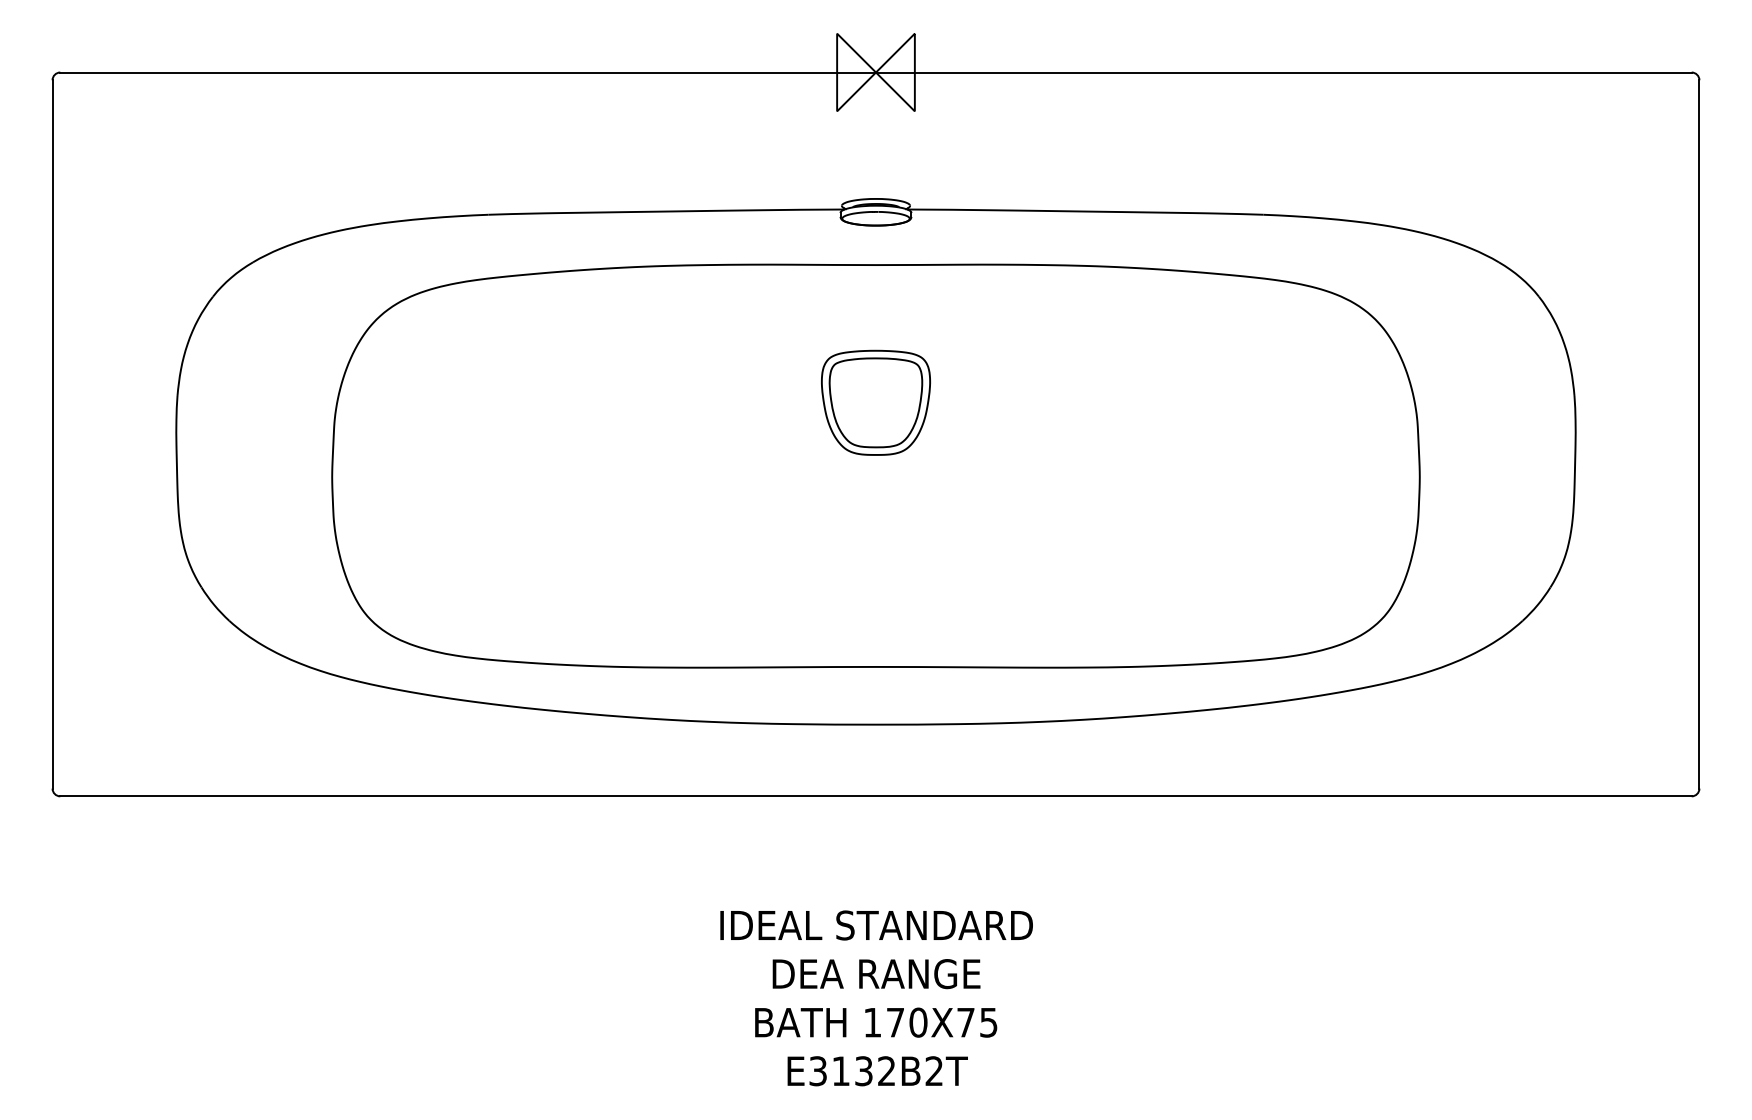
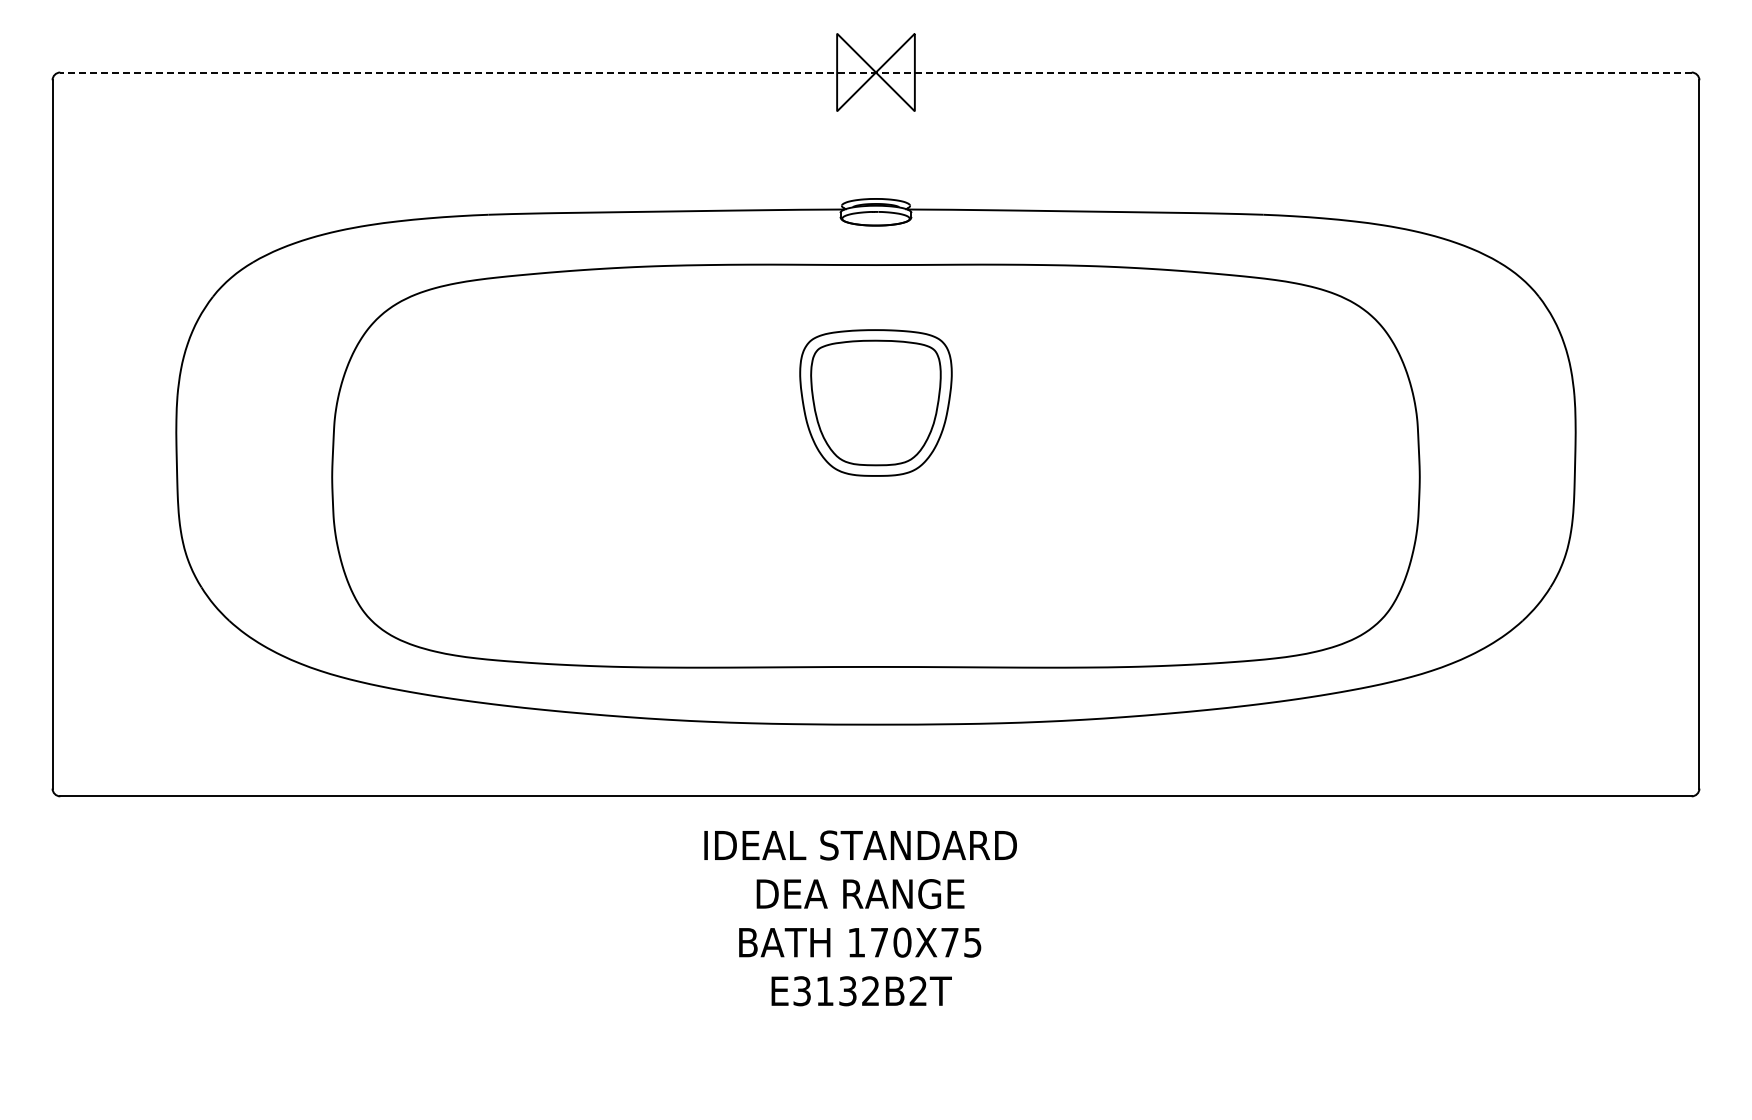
line: solid -> dashed (875, 72)
part size: 110x107 px -> 154x148 px (875, 402)
text position: (876, 998) -> (860, 918) (860, 918)
